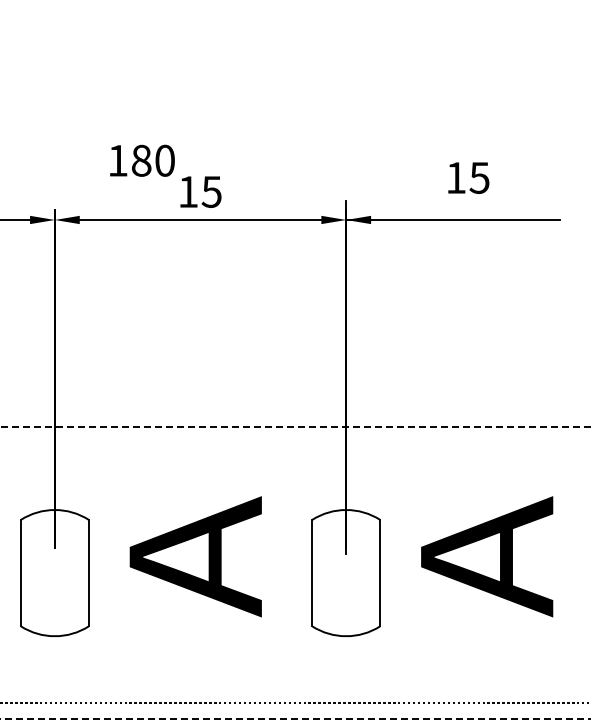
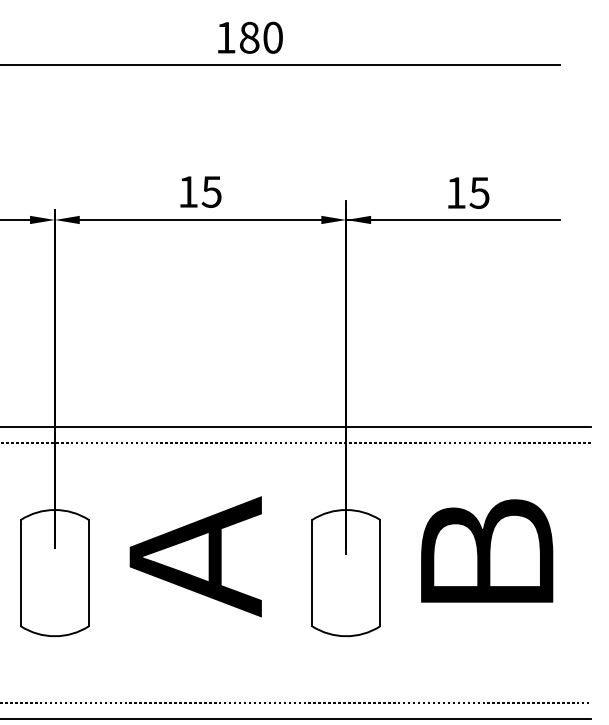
line: none -> present (280, 64)
text position: (142, 160) -> (250, 37) (250, 37)
text position: (468, 177) -> (468, 192) (468, 192)
line: dashed -> solid (295, 427)
line: none -> present (296, 442)
text: Ａ -> Ｂ (487, 556)
line: dashed -> solid (295, 718)
